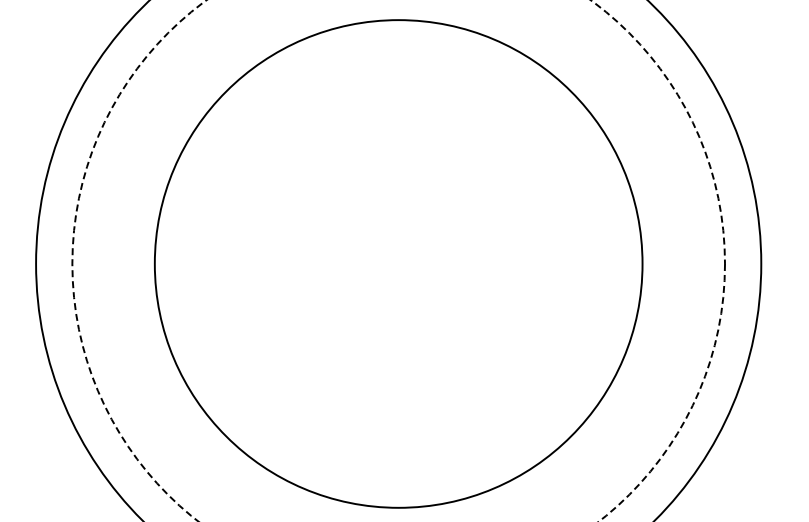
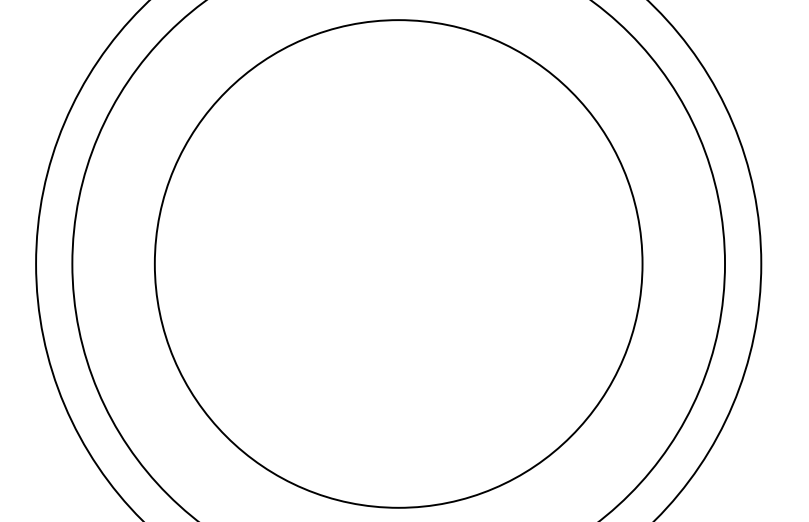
circle: dashed -> solid (398, 260)
